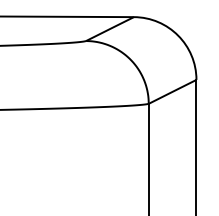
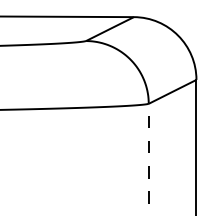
line: solid -> dashed (148, 159)
